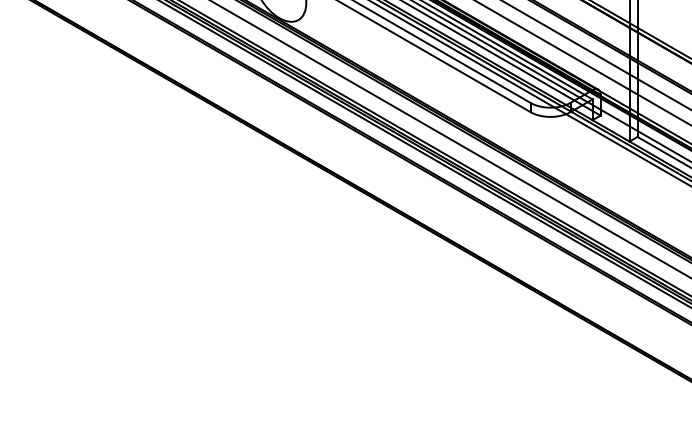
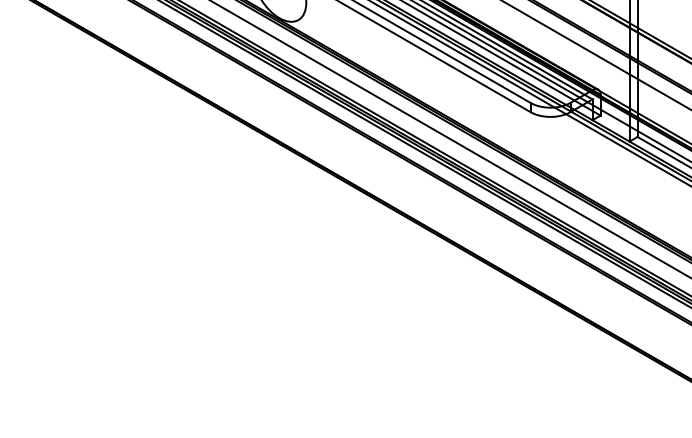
line: present -> none (582, 63)
